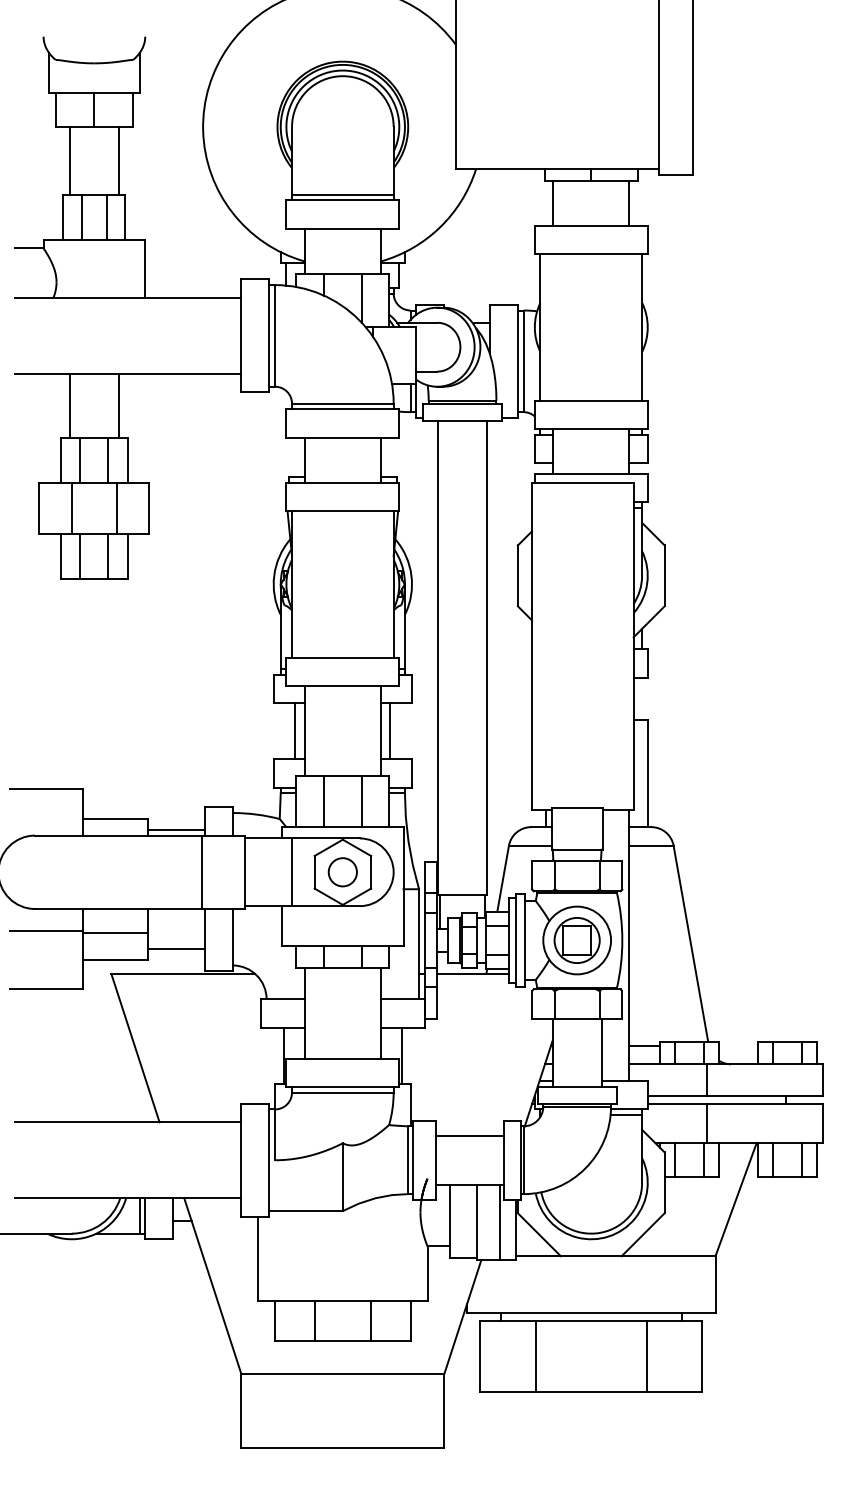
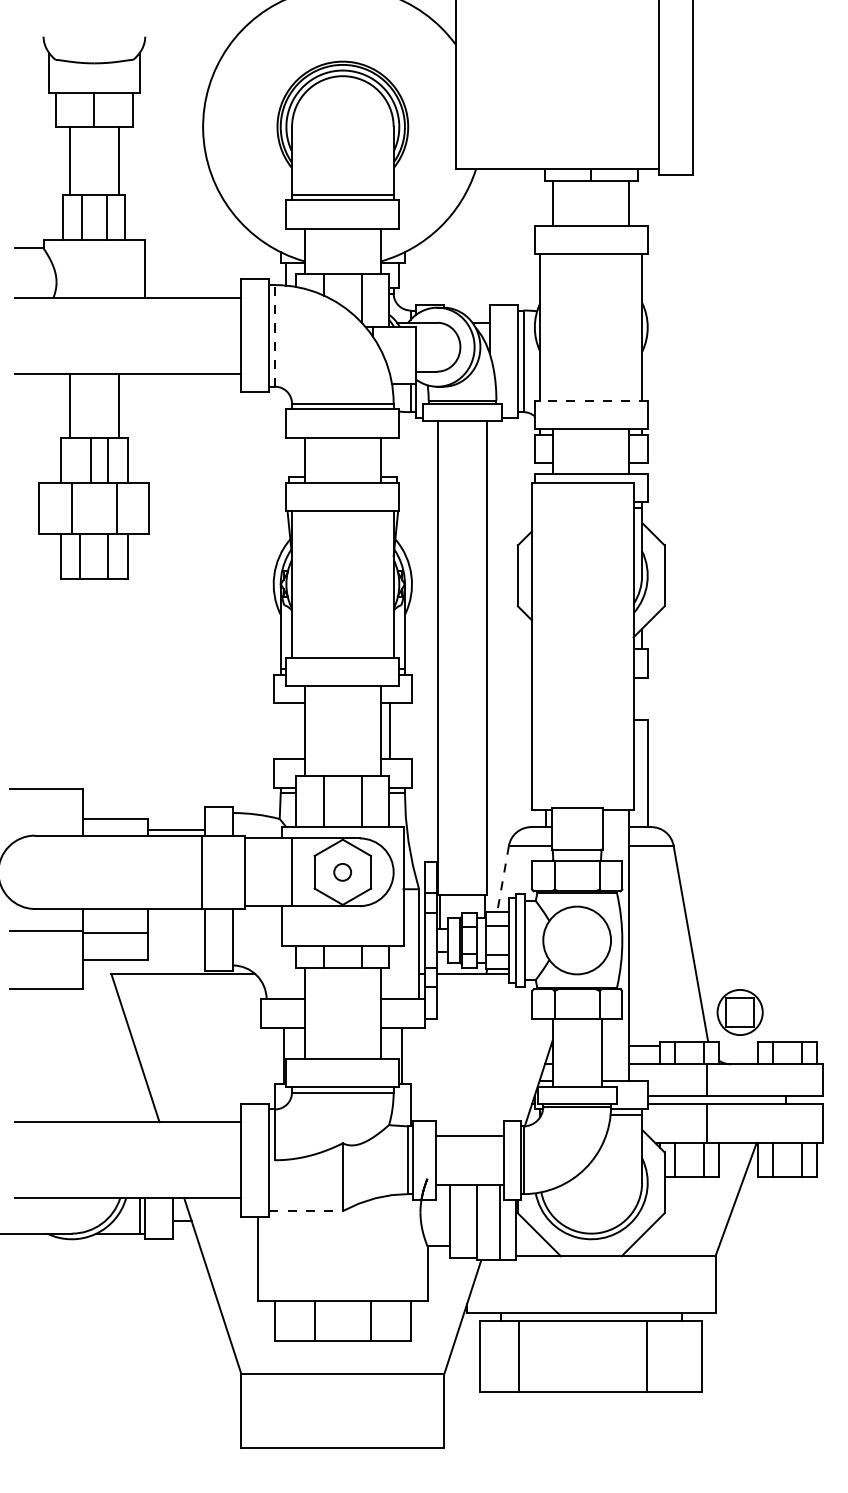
line: solid -> dashed (275, 335)
line: solid -> dashed (590, 400)
line position: (80, 459) -> (91, 459) (91, 459)
line: present -> none (295, 730)
circle size: 31x31 px -> 19x19 px (342, 872)
line: solid -> dashed (503, 878)
part position: (576, 940) -> (739, 1012) (739, 1012)
line: present -> none (176, 948)
line: solid -> dashed (306, 1211)
line position: (535, 1355) -> (518, 1355) (518, 1355)
